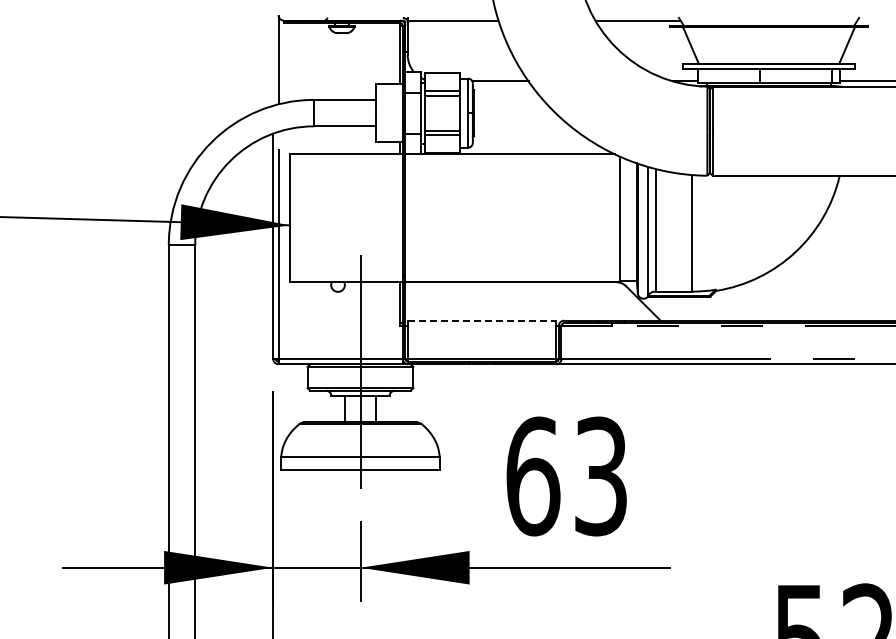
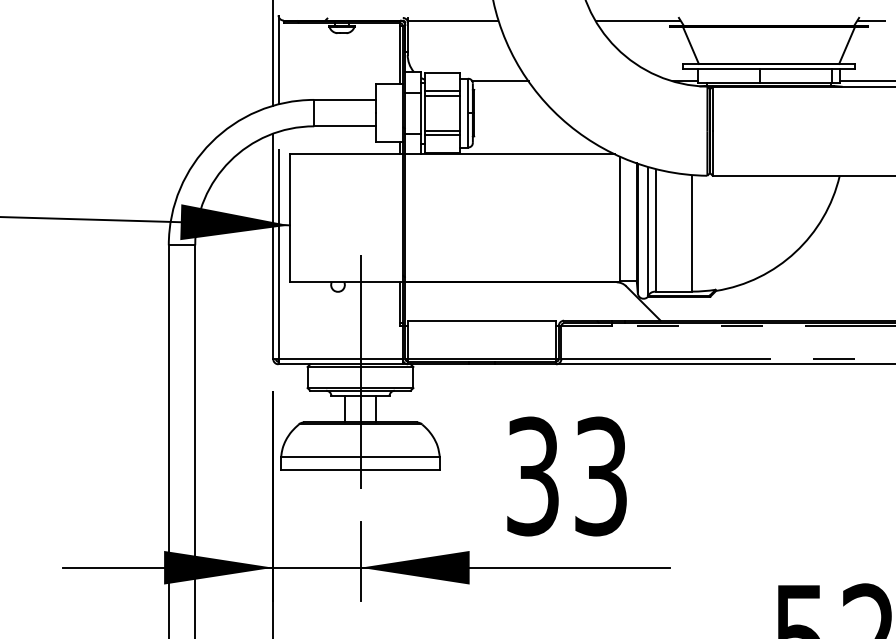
line: none -> present (871, 20)
line: none -> present (273, 53)
line: dashed -> solid (482, 320)
text: 63 -> 33 (533, 476)
